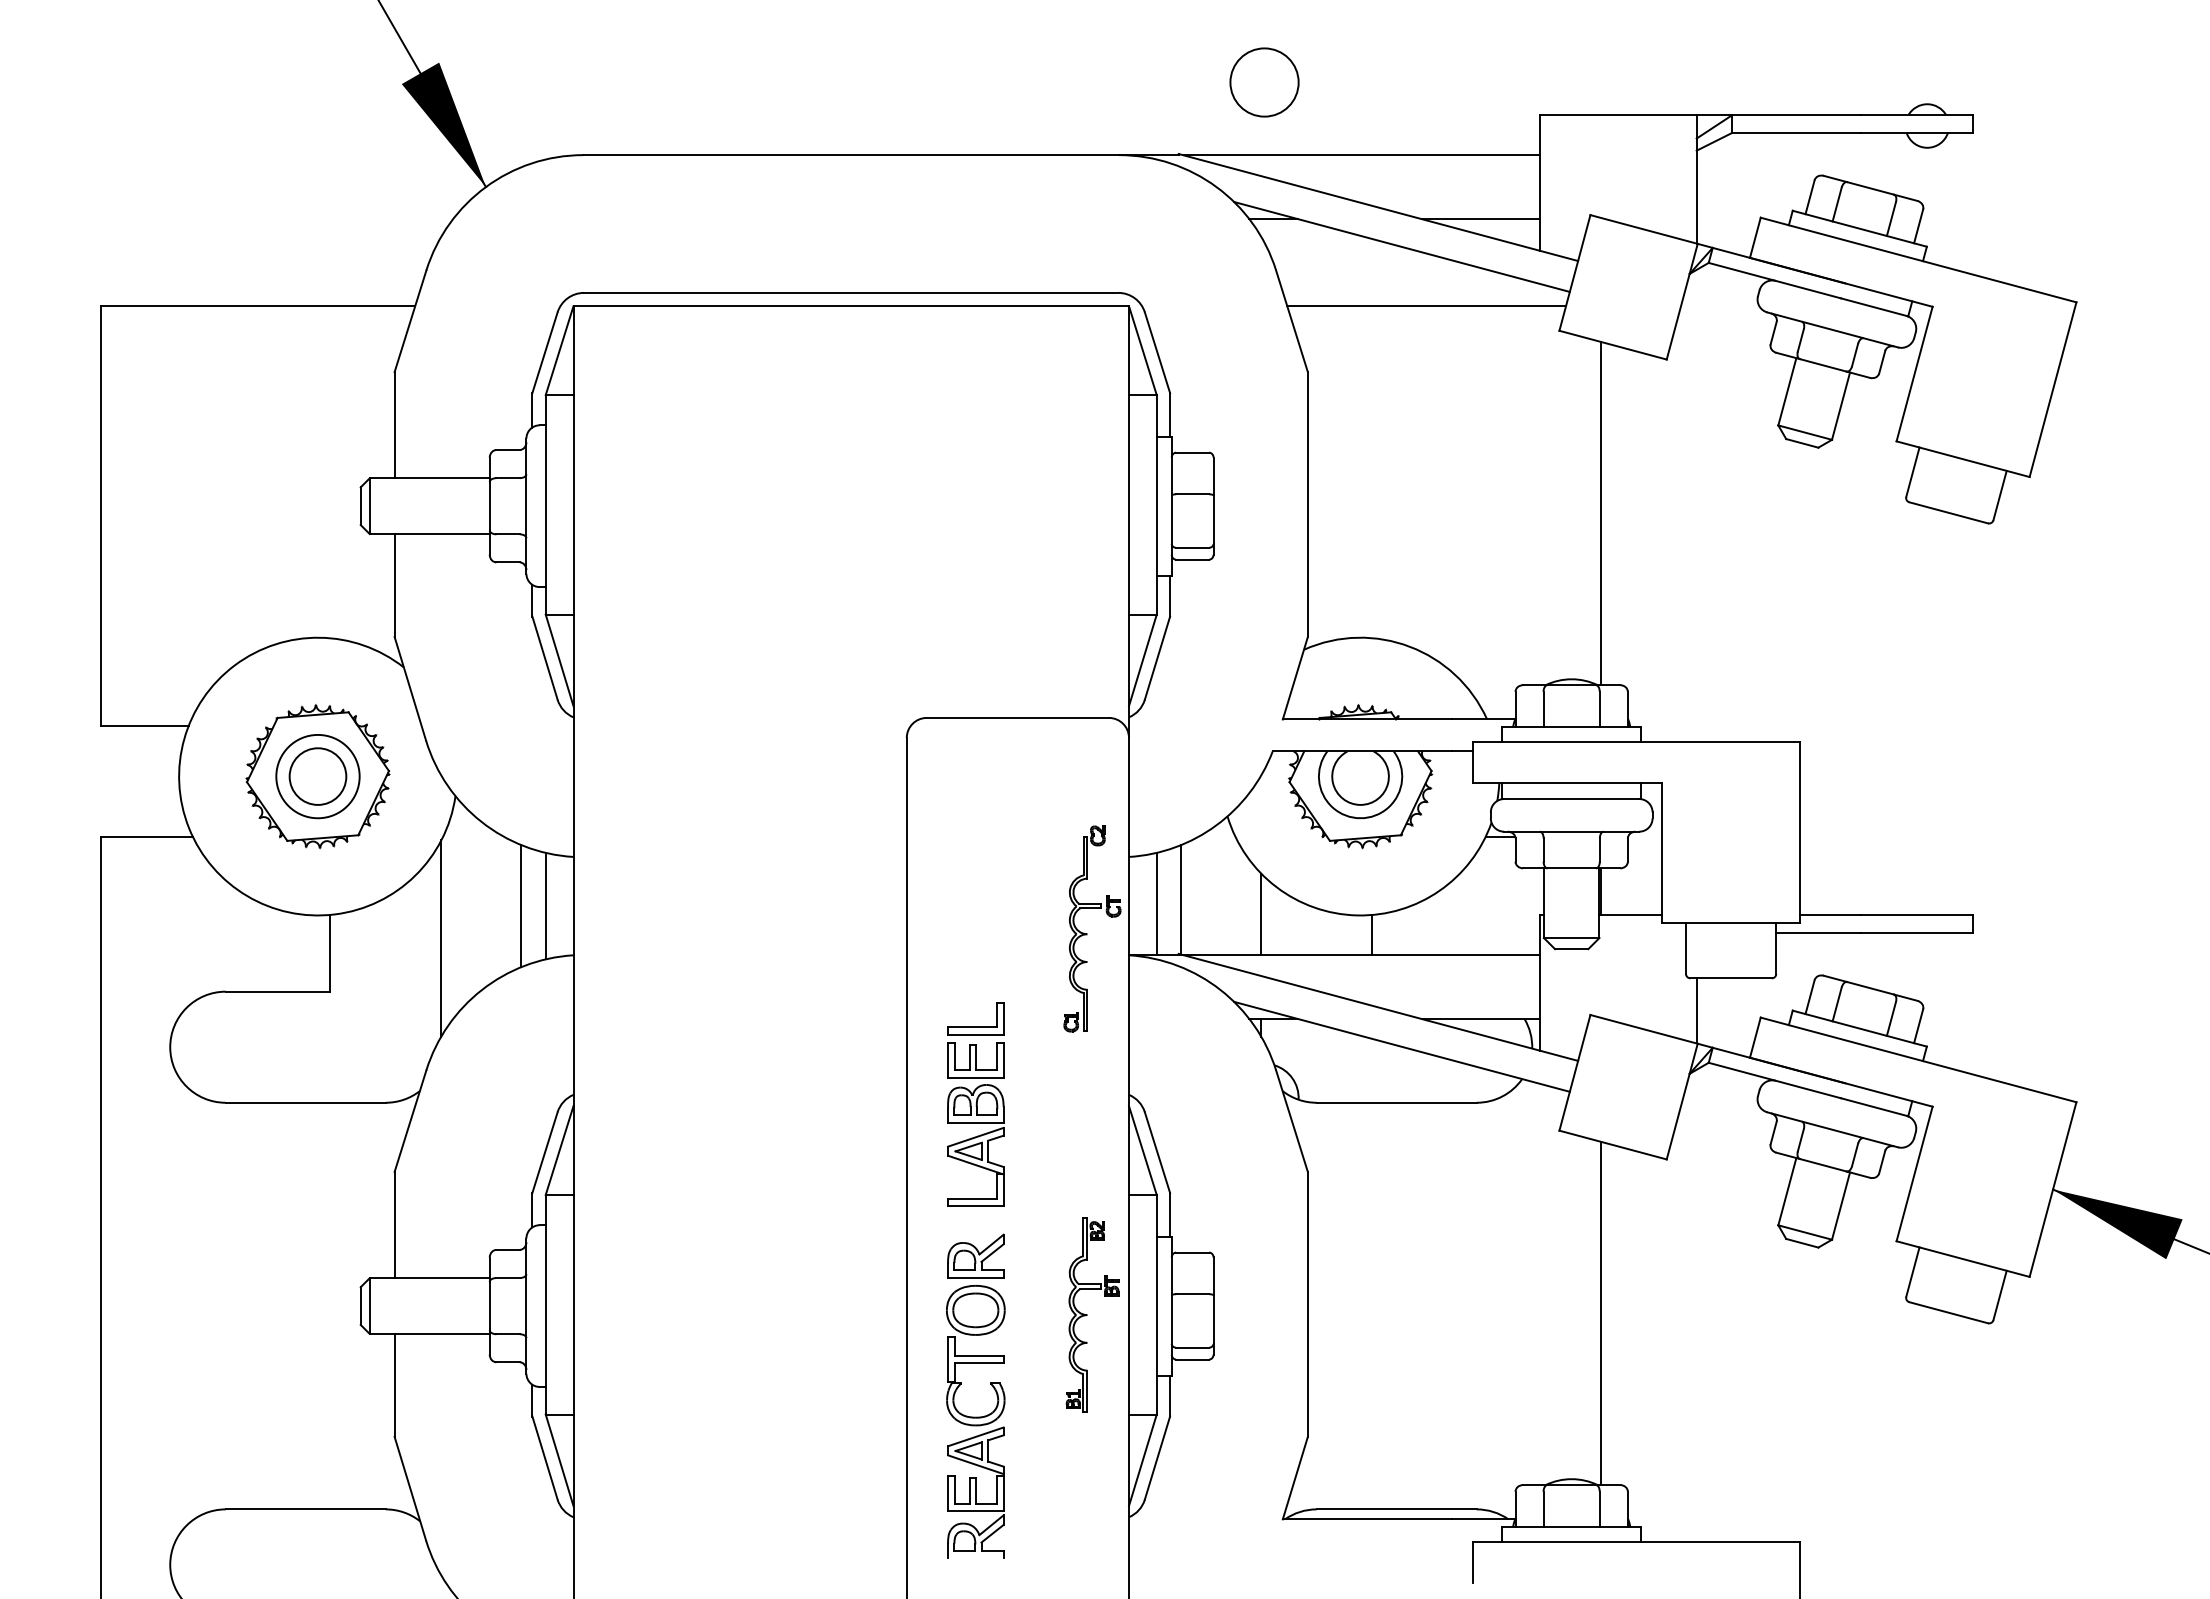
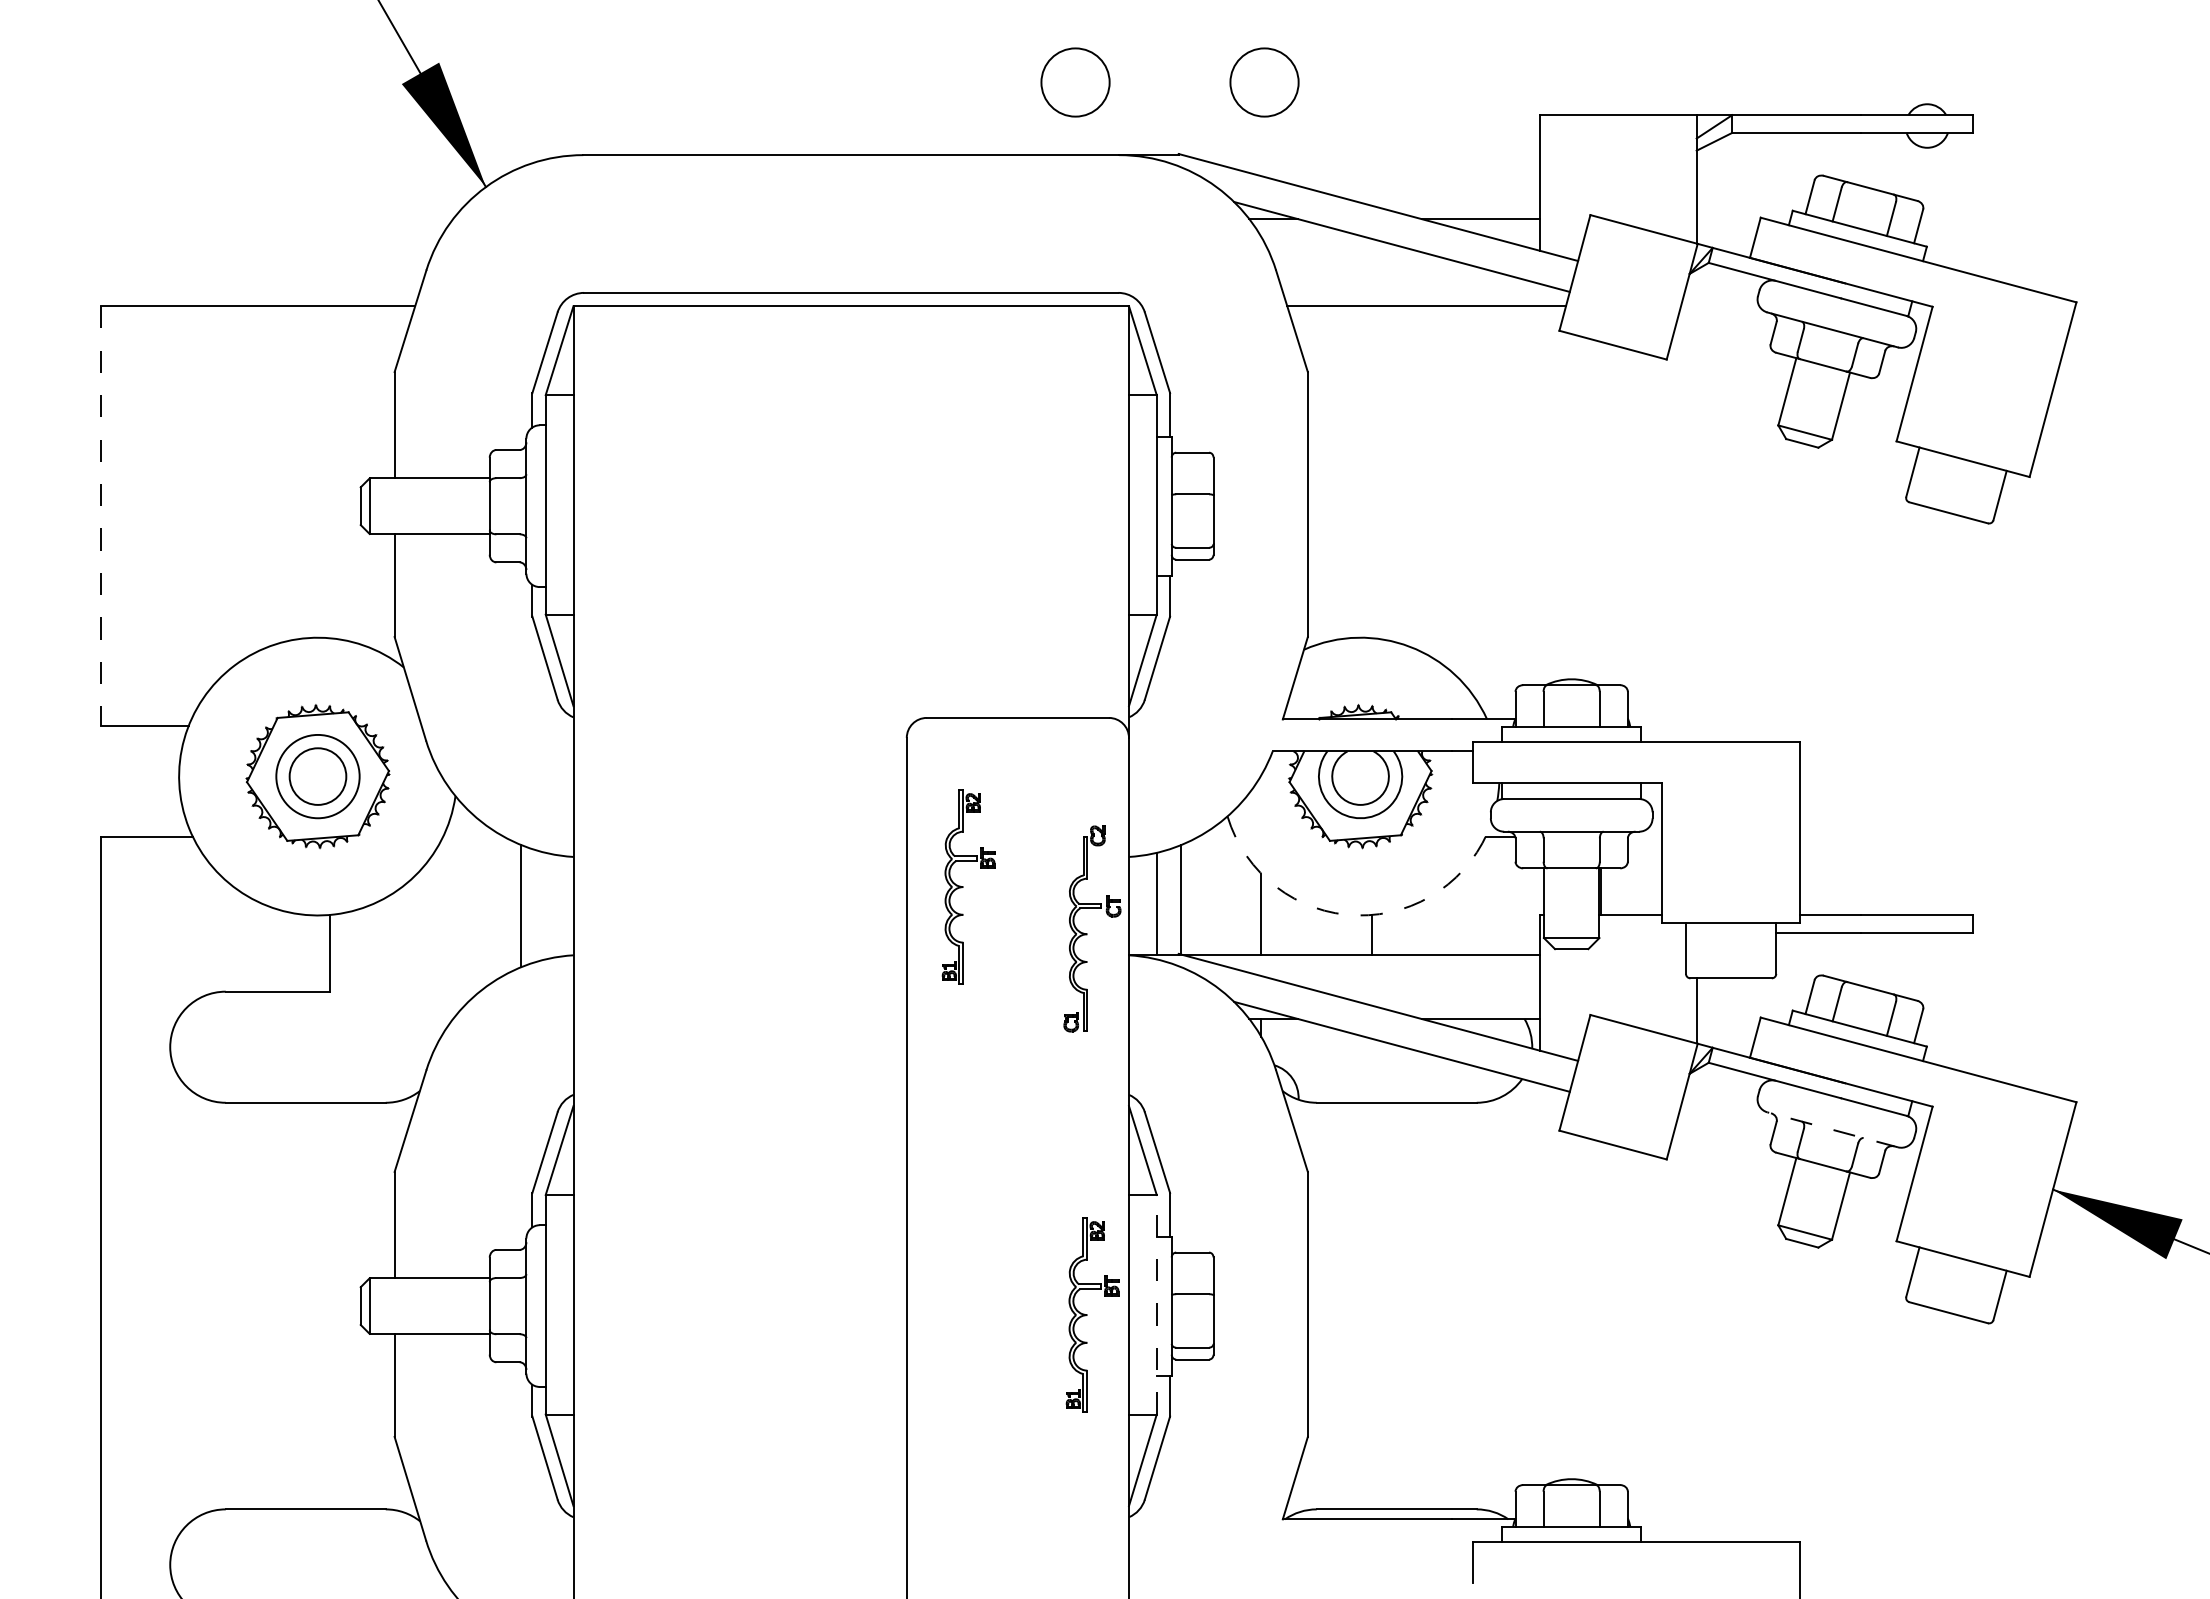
circle: none -> present (1075, 82)
line: present -> none (1361, 155)
line: present -> none (1601, 513)
line: solid -> dashed (101, 516)
part: none -> present (968, 886)
line: present -> none (545, 905)
arc: solid -> dashed (1357, 915)
line: present -> none (441, 938)
part: present -> none (975, 1104)
line: solid -> dashed (1832, 1129)
line: solid -> dashed (1156, 1304)
line: present -> none (1601, 1313)
part: present -> none (961, 1384)
